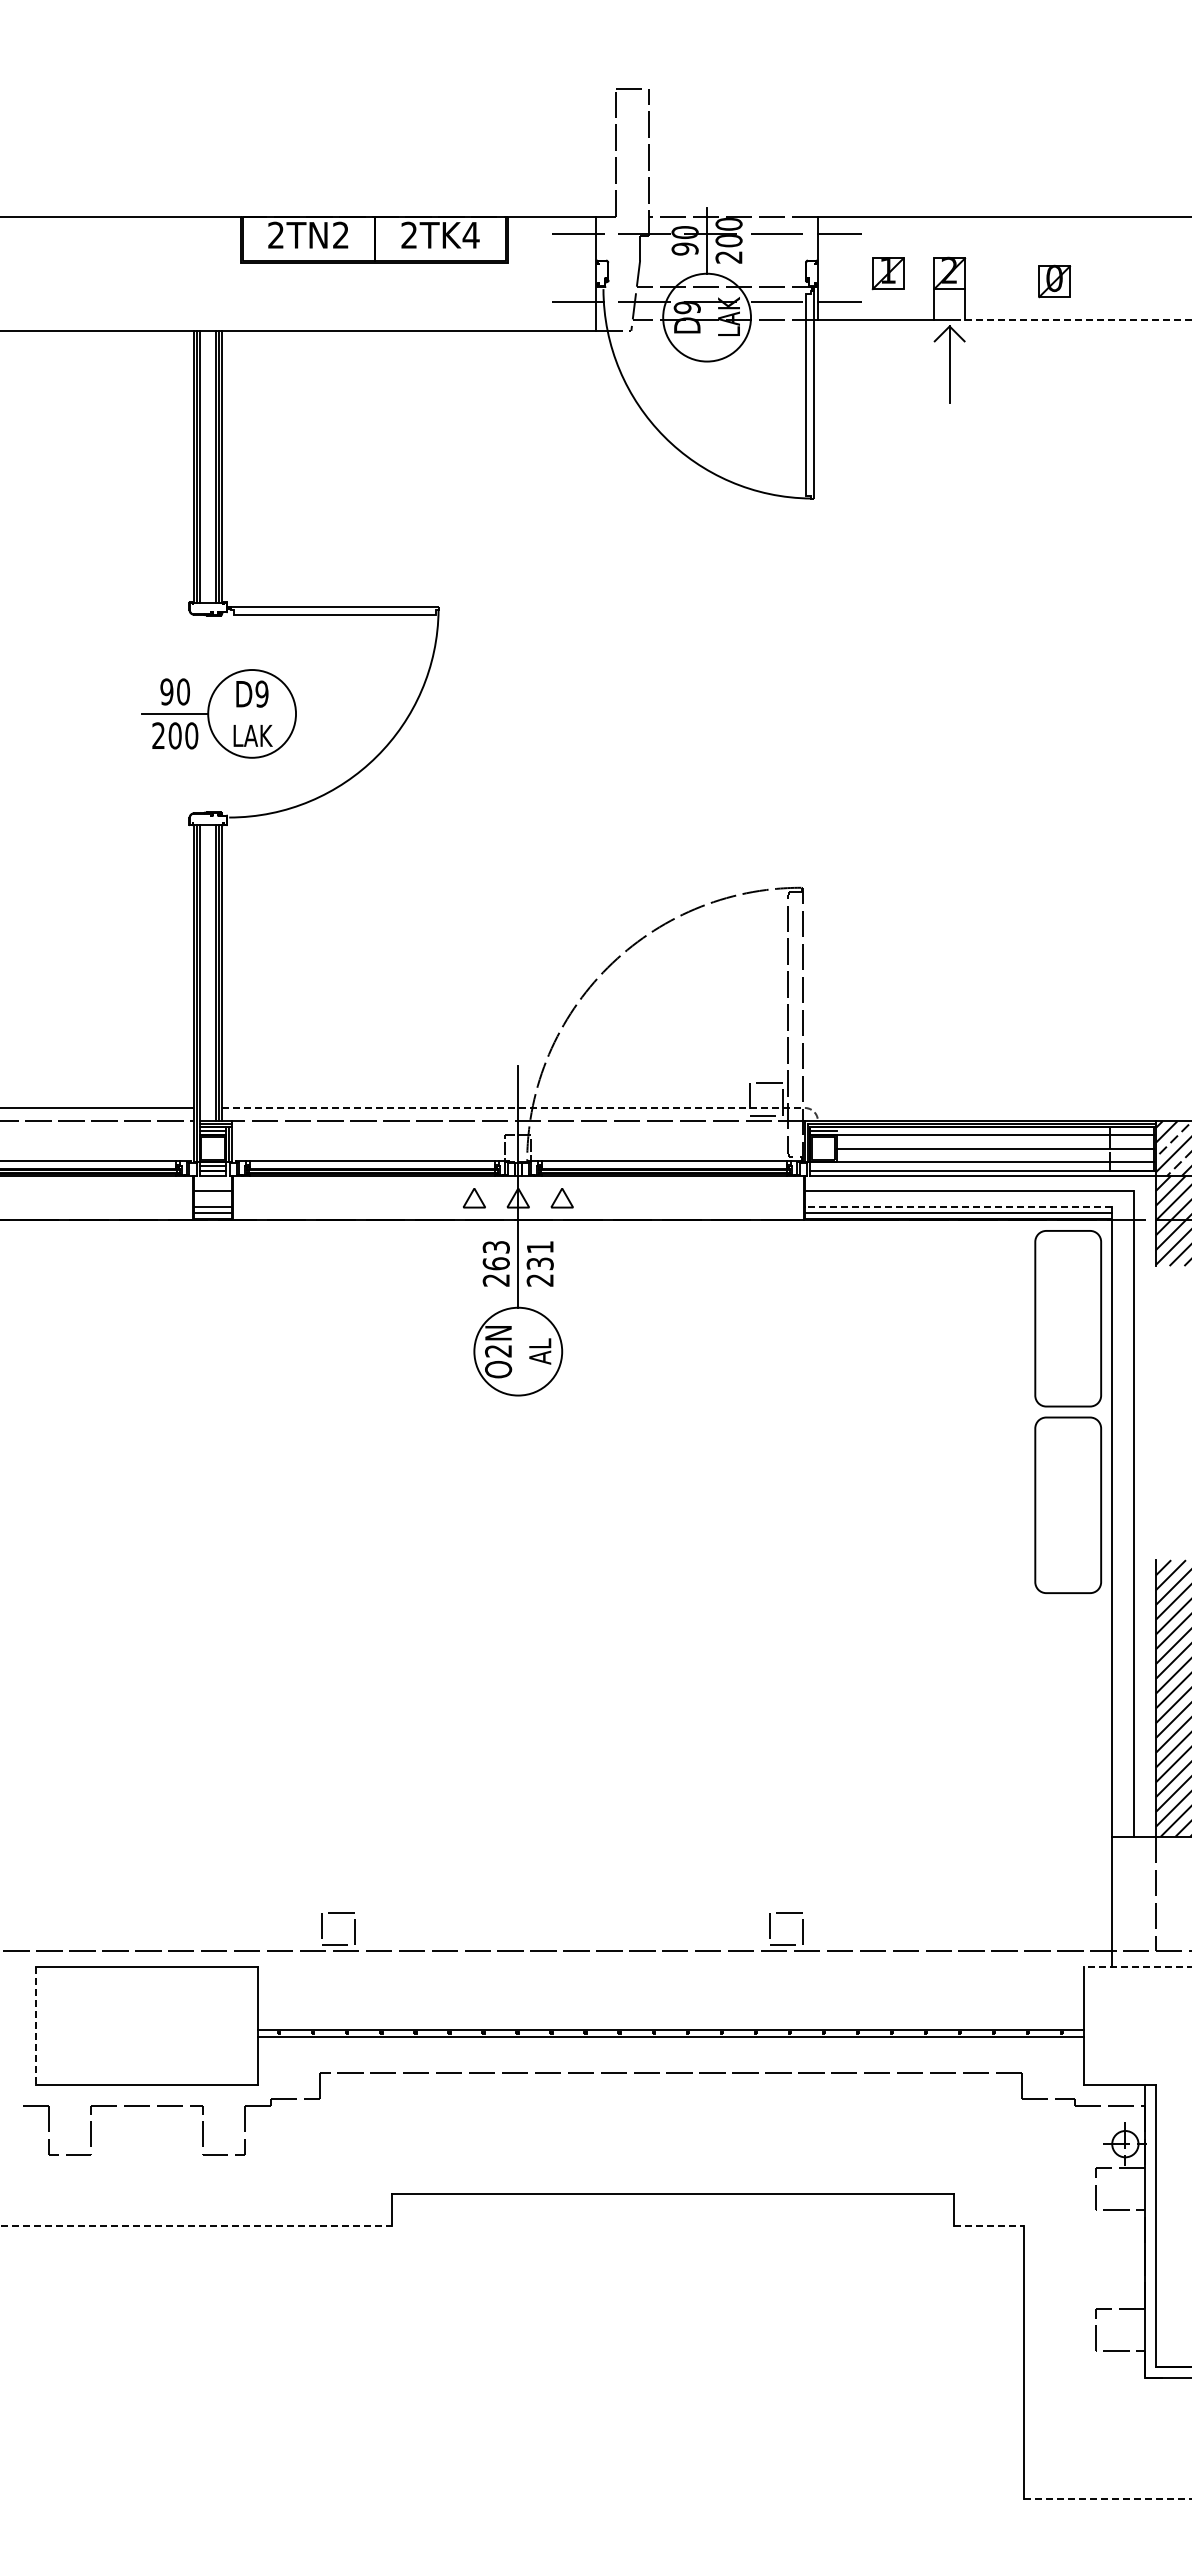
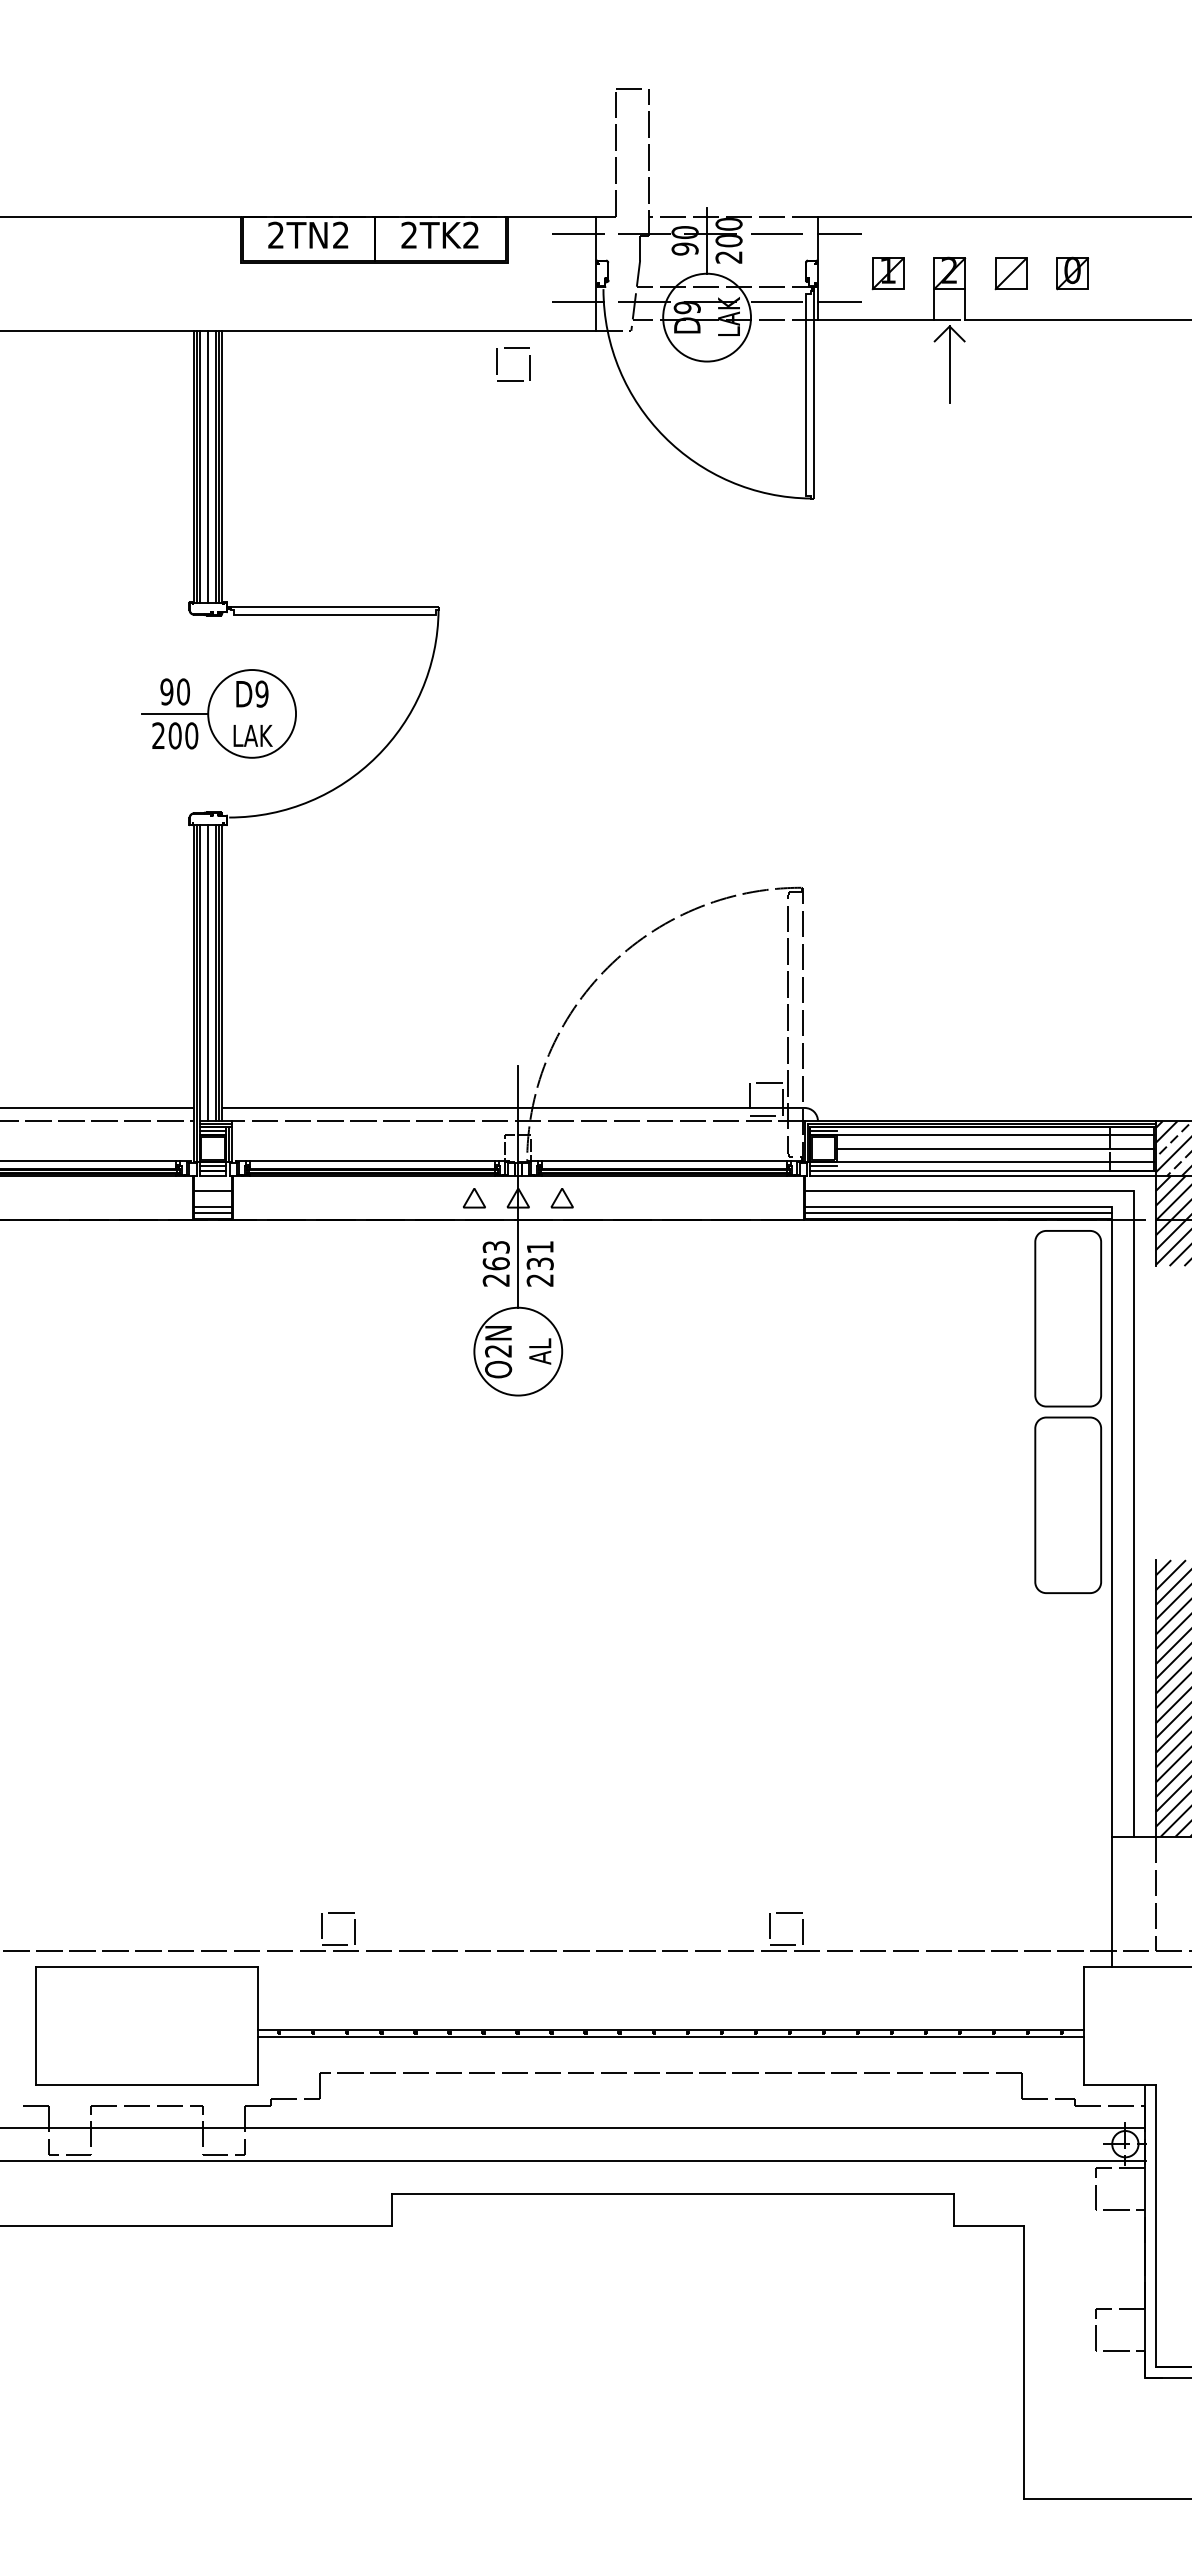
text: 2TK4 -> 2TK2 (470, 234)
part: none -> present (1010, 273)
part position: (1054, 281) -> (1072, 273) (1072, 273)
line: dashed -> solid (1078, 319)
part: none -> present (513, 348)
line: none -> present (208, 466)
line: none -> present (208, 972)
line: dashed -> solid (529, 1107)
line: none -> present (823, 1166)
line: dashed -> solid (958, 1206)
line: dashed -> solid (1137, 1967)
line: dashed -> solid (35, 2026)
line: none -> present (573, 2127)
line: none -> present (574, 2160)
line: dashed -> solid (196, 2226)
line: dashed -> solid (989, 2226)
line: dashed -> solid (1108, 2498)
